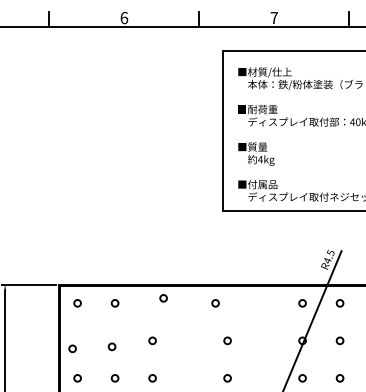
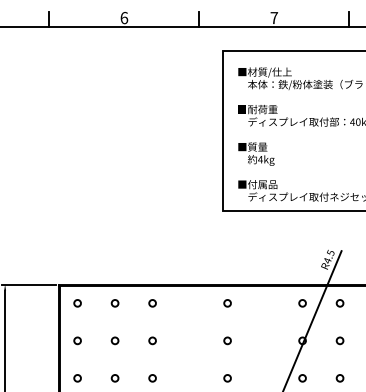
circle position: (163, 298) -> (152, 303) (152, 303)
circle position: (215, 303) -> (227, 303) (227, 303)
circle position: (111, 346) -> (114, 340) (114, 340)
circle position: (72, 348) -> (77, 340) (77, 340)
